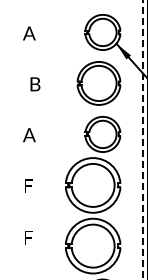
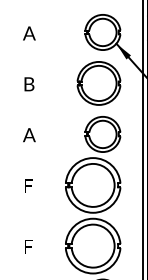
text position: (35, 84) -> (29, 84) (29, 84)
line: dashed -> solid (143, 140)
text position: (28, 237) -> (28, 246) (28, 246)
